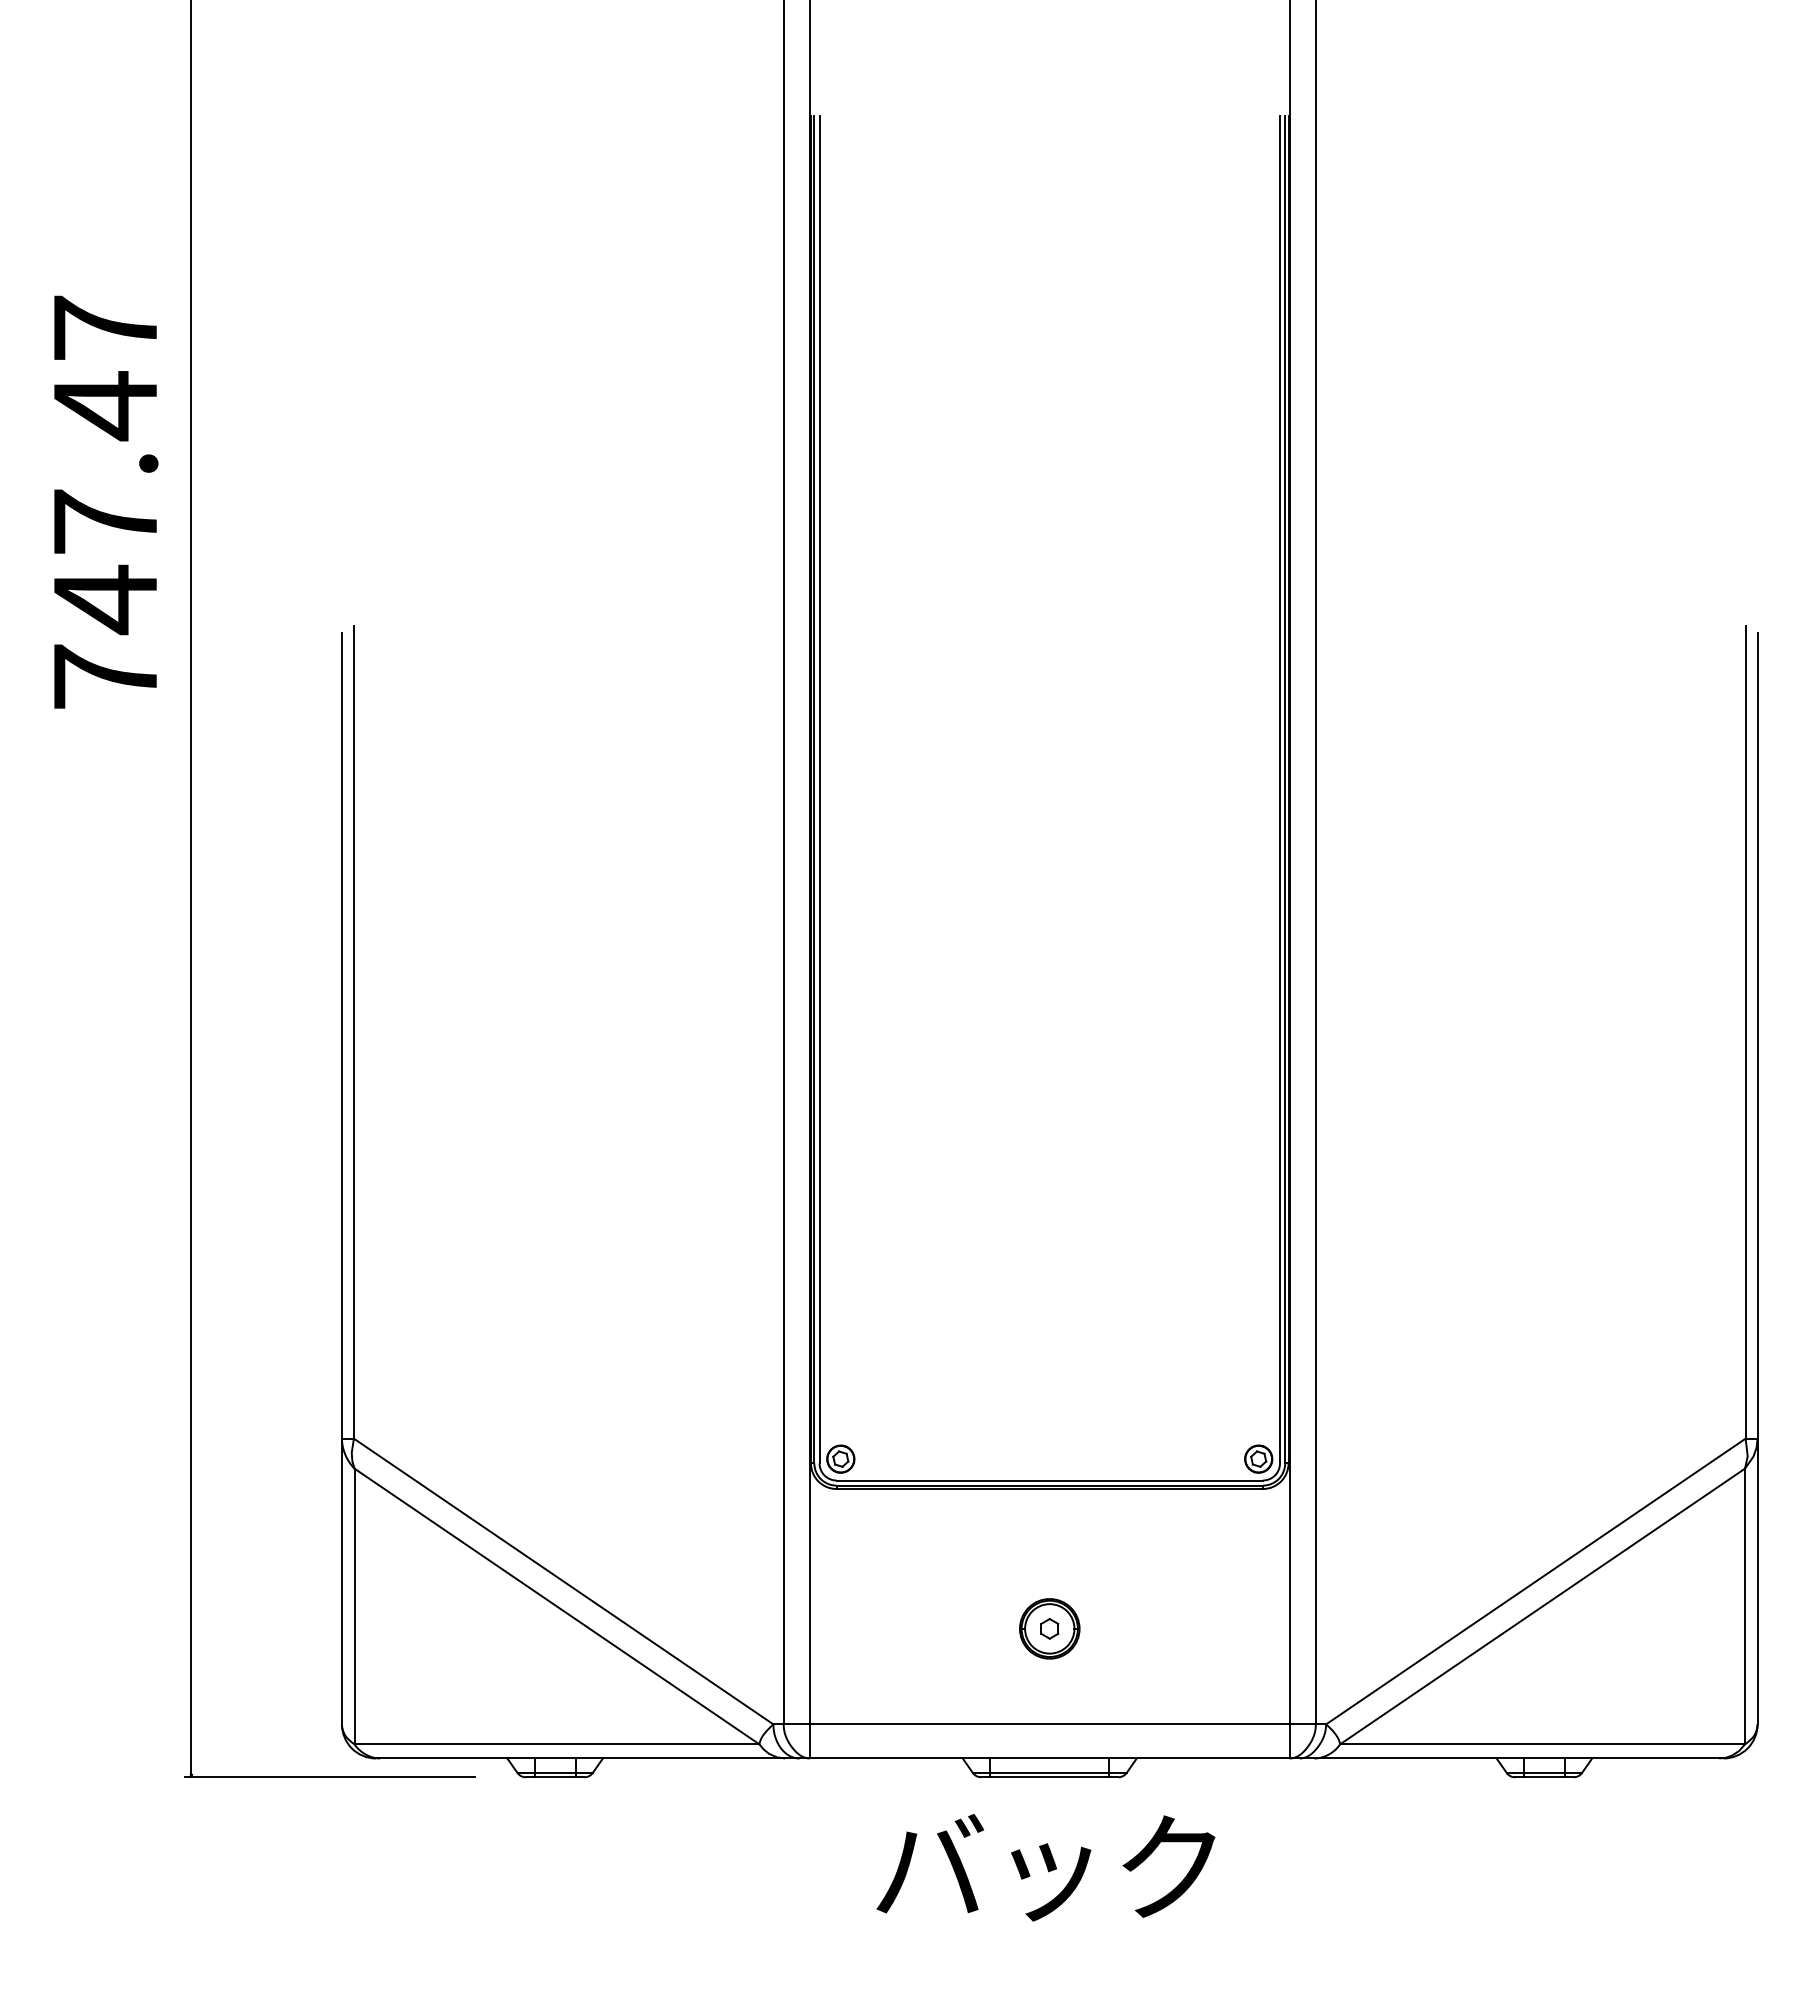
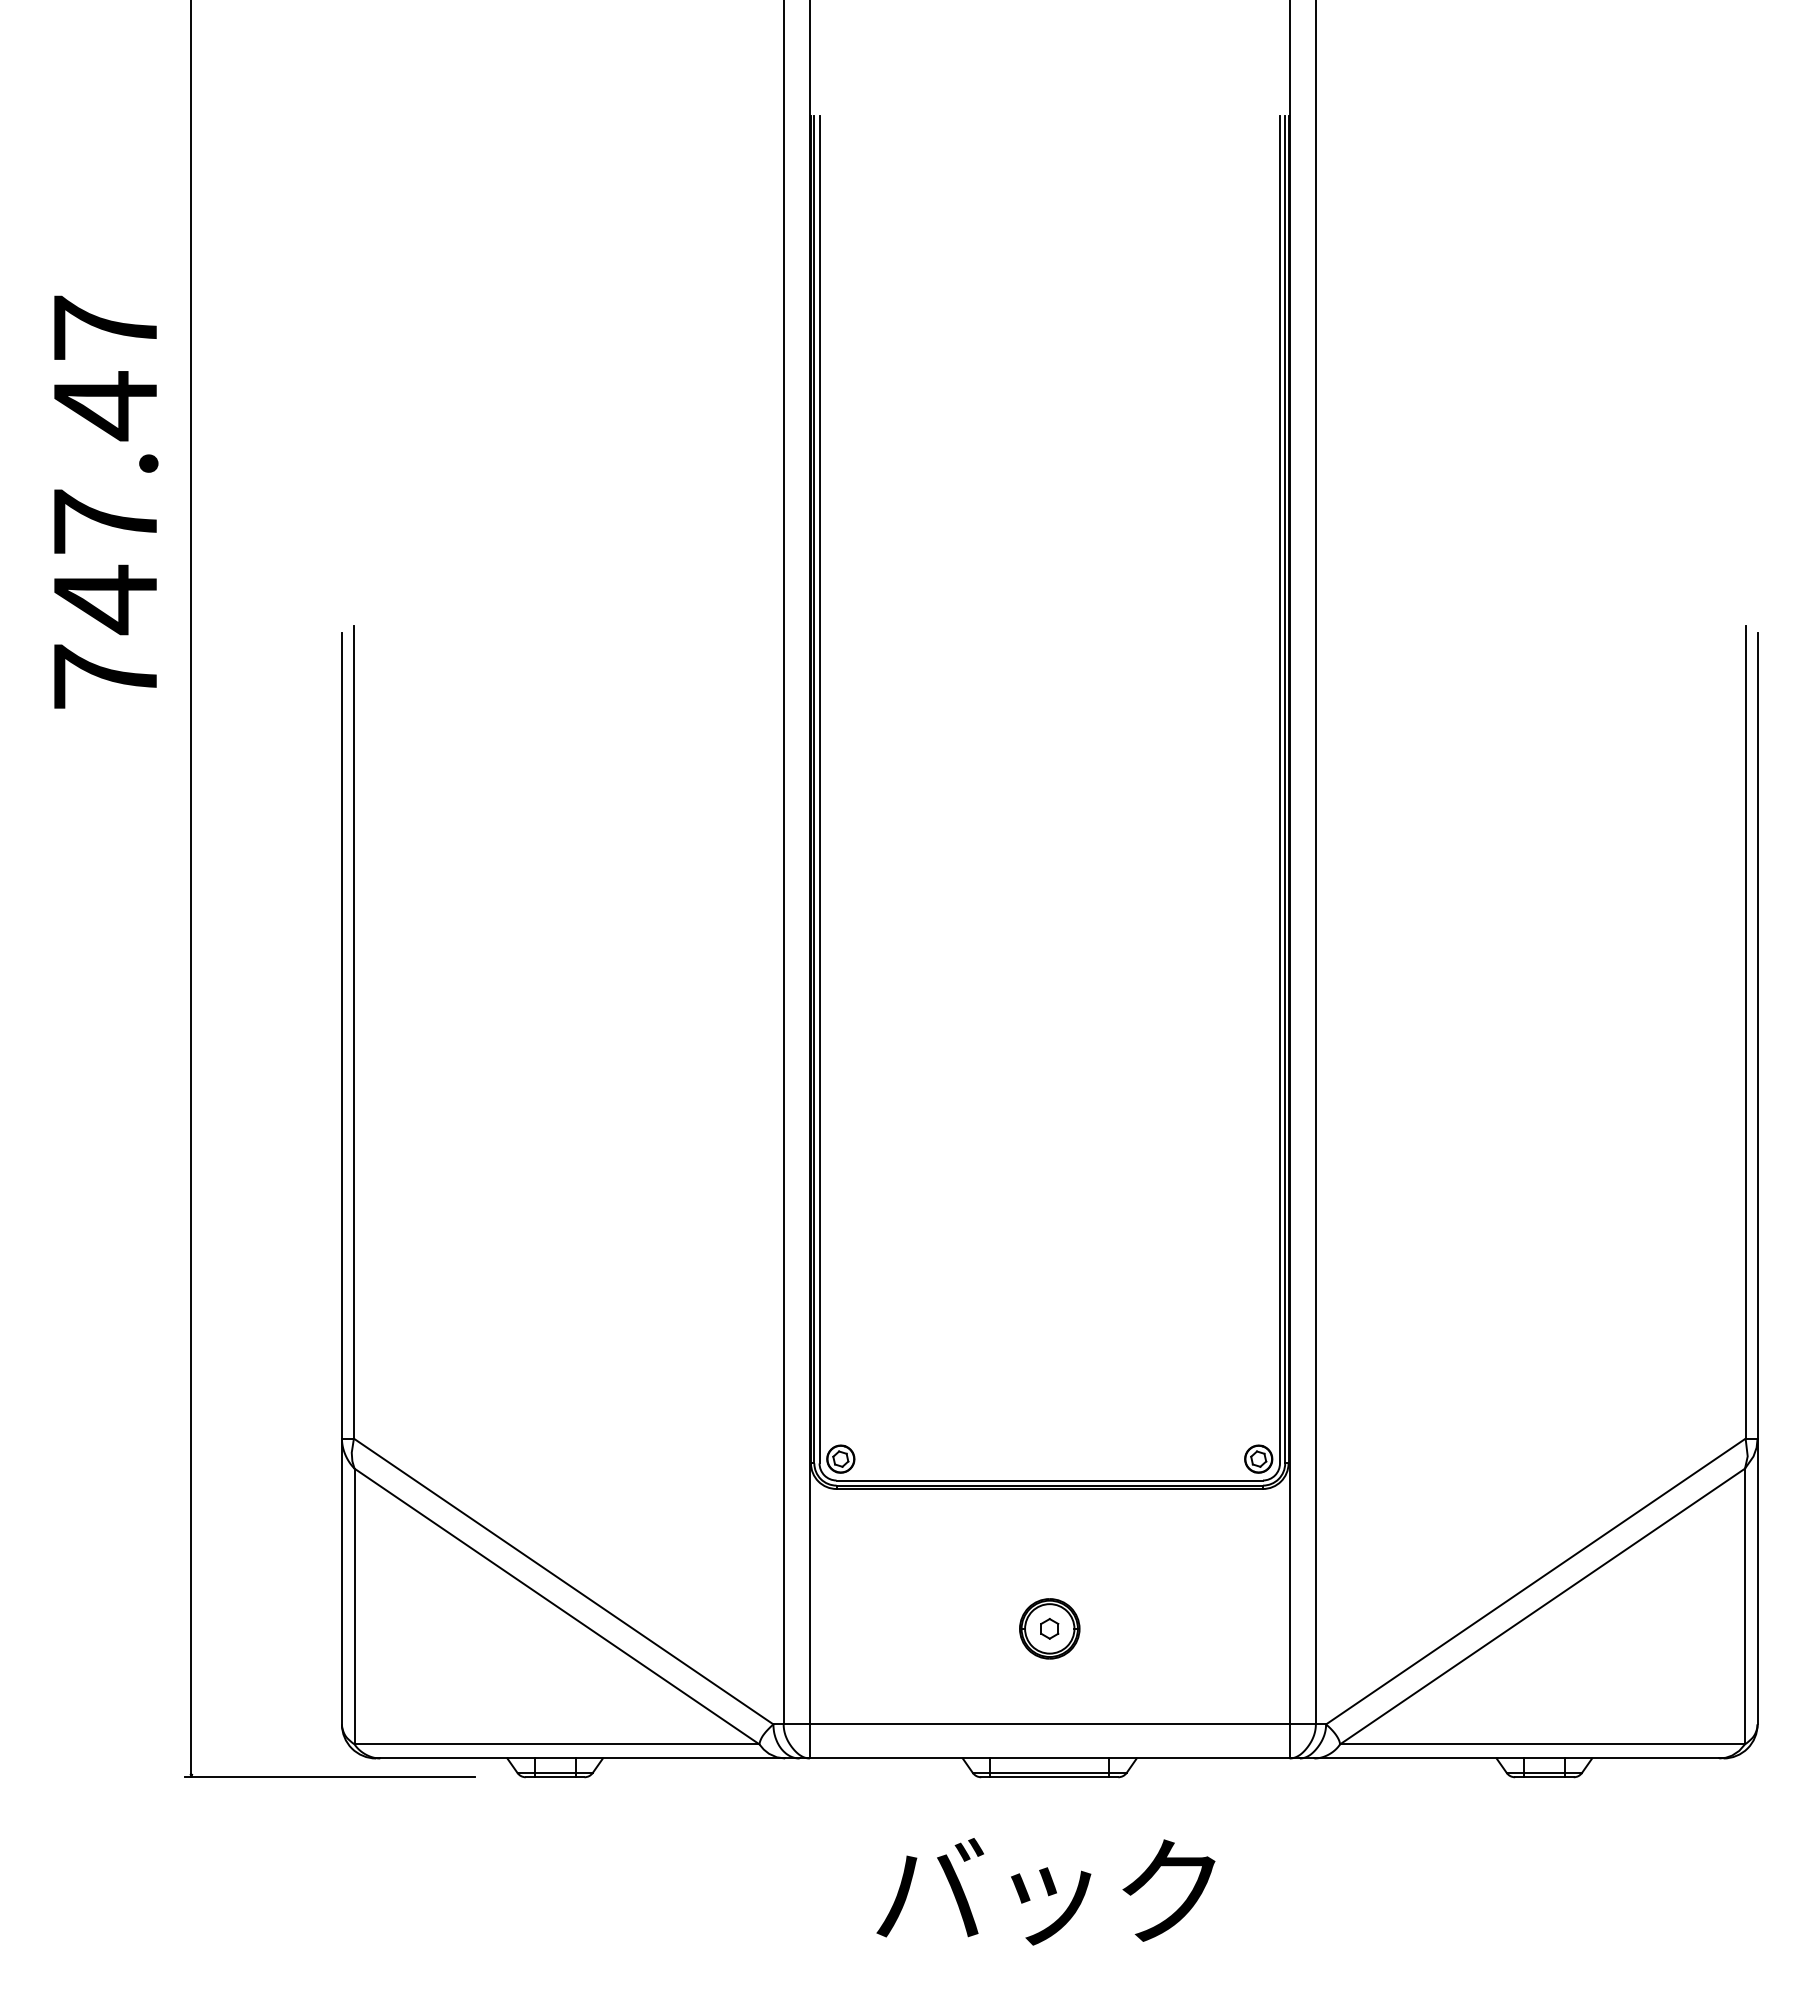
text position: (1045, 1867) -> (1045, 1891) (1045, 1891)
